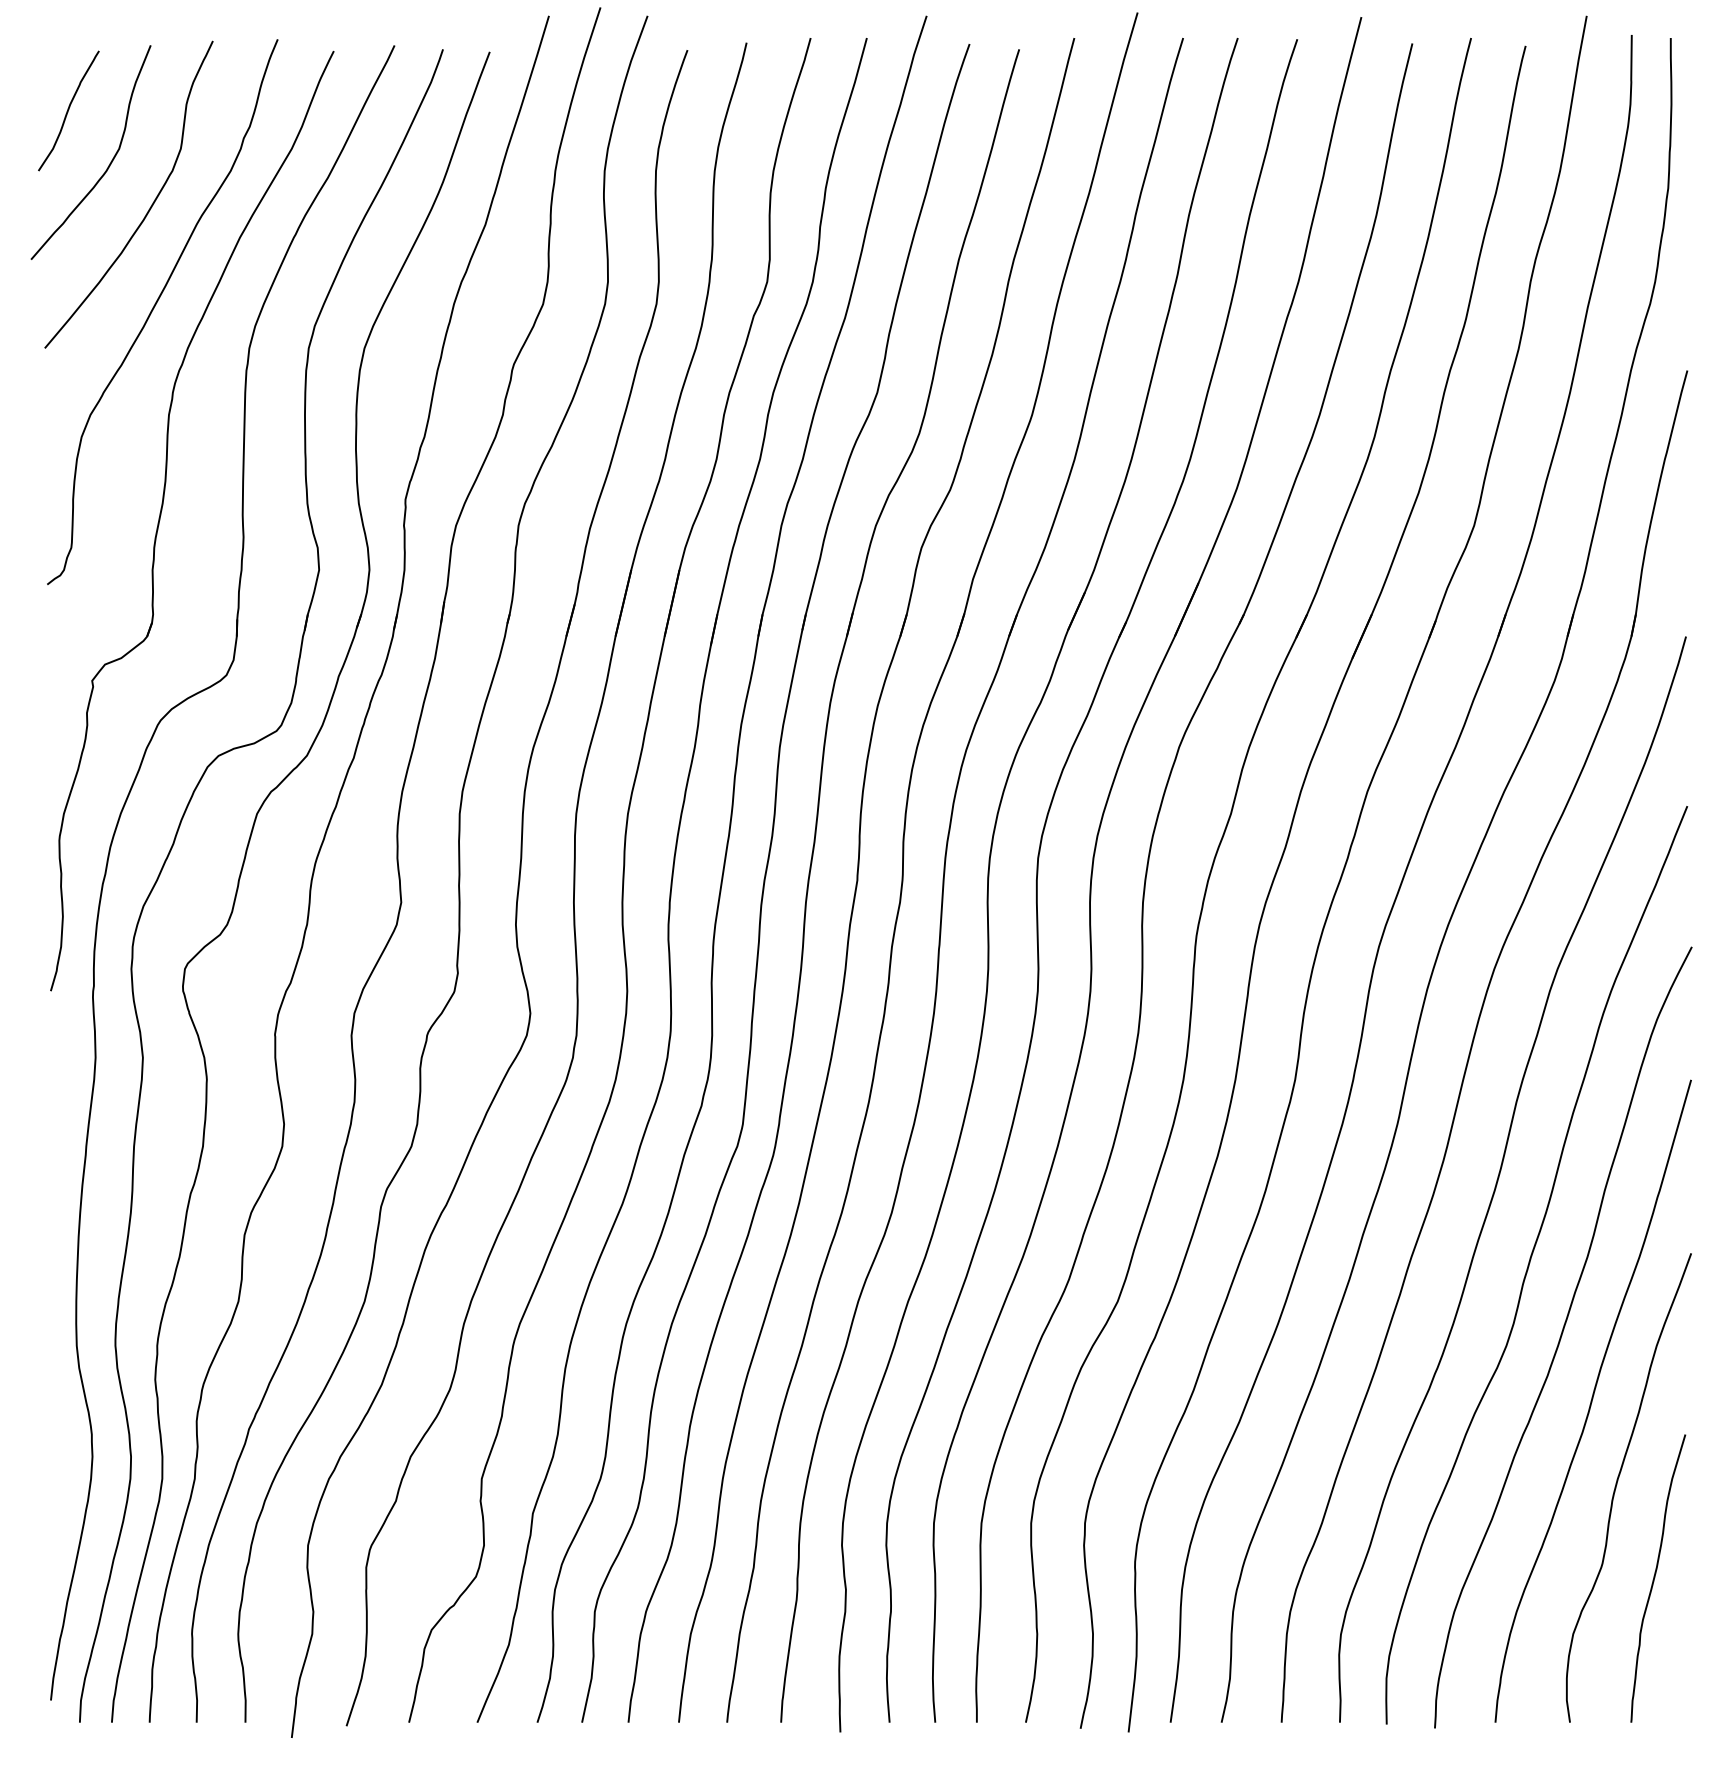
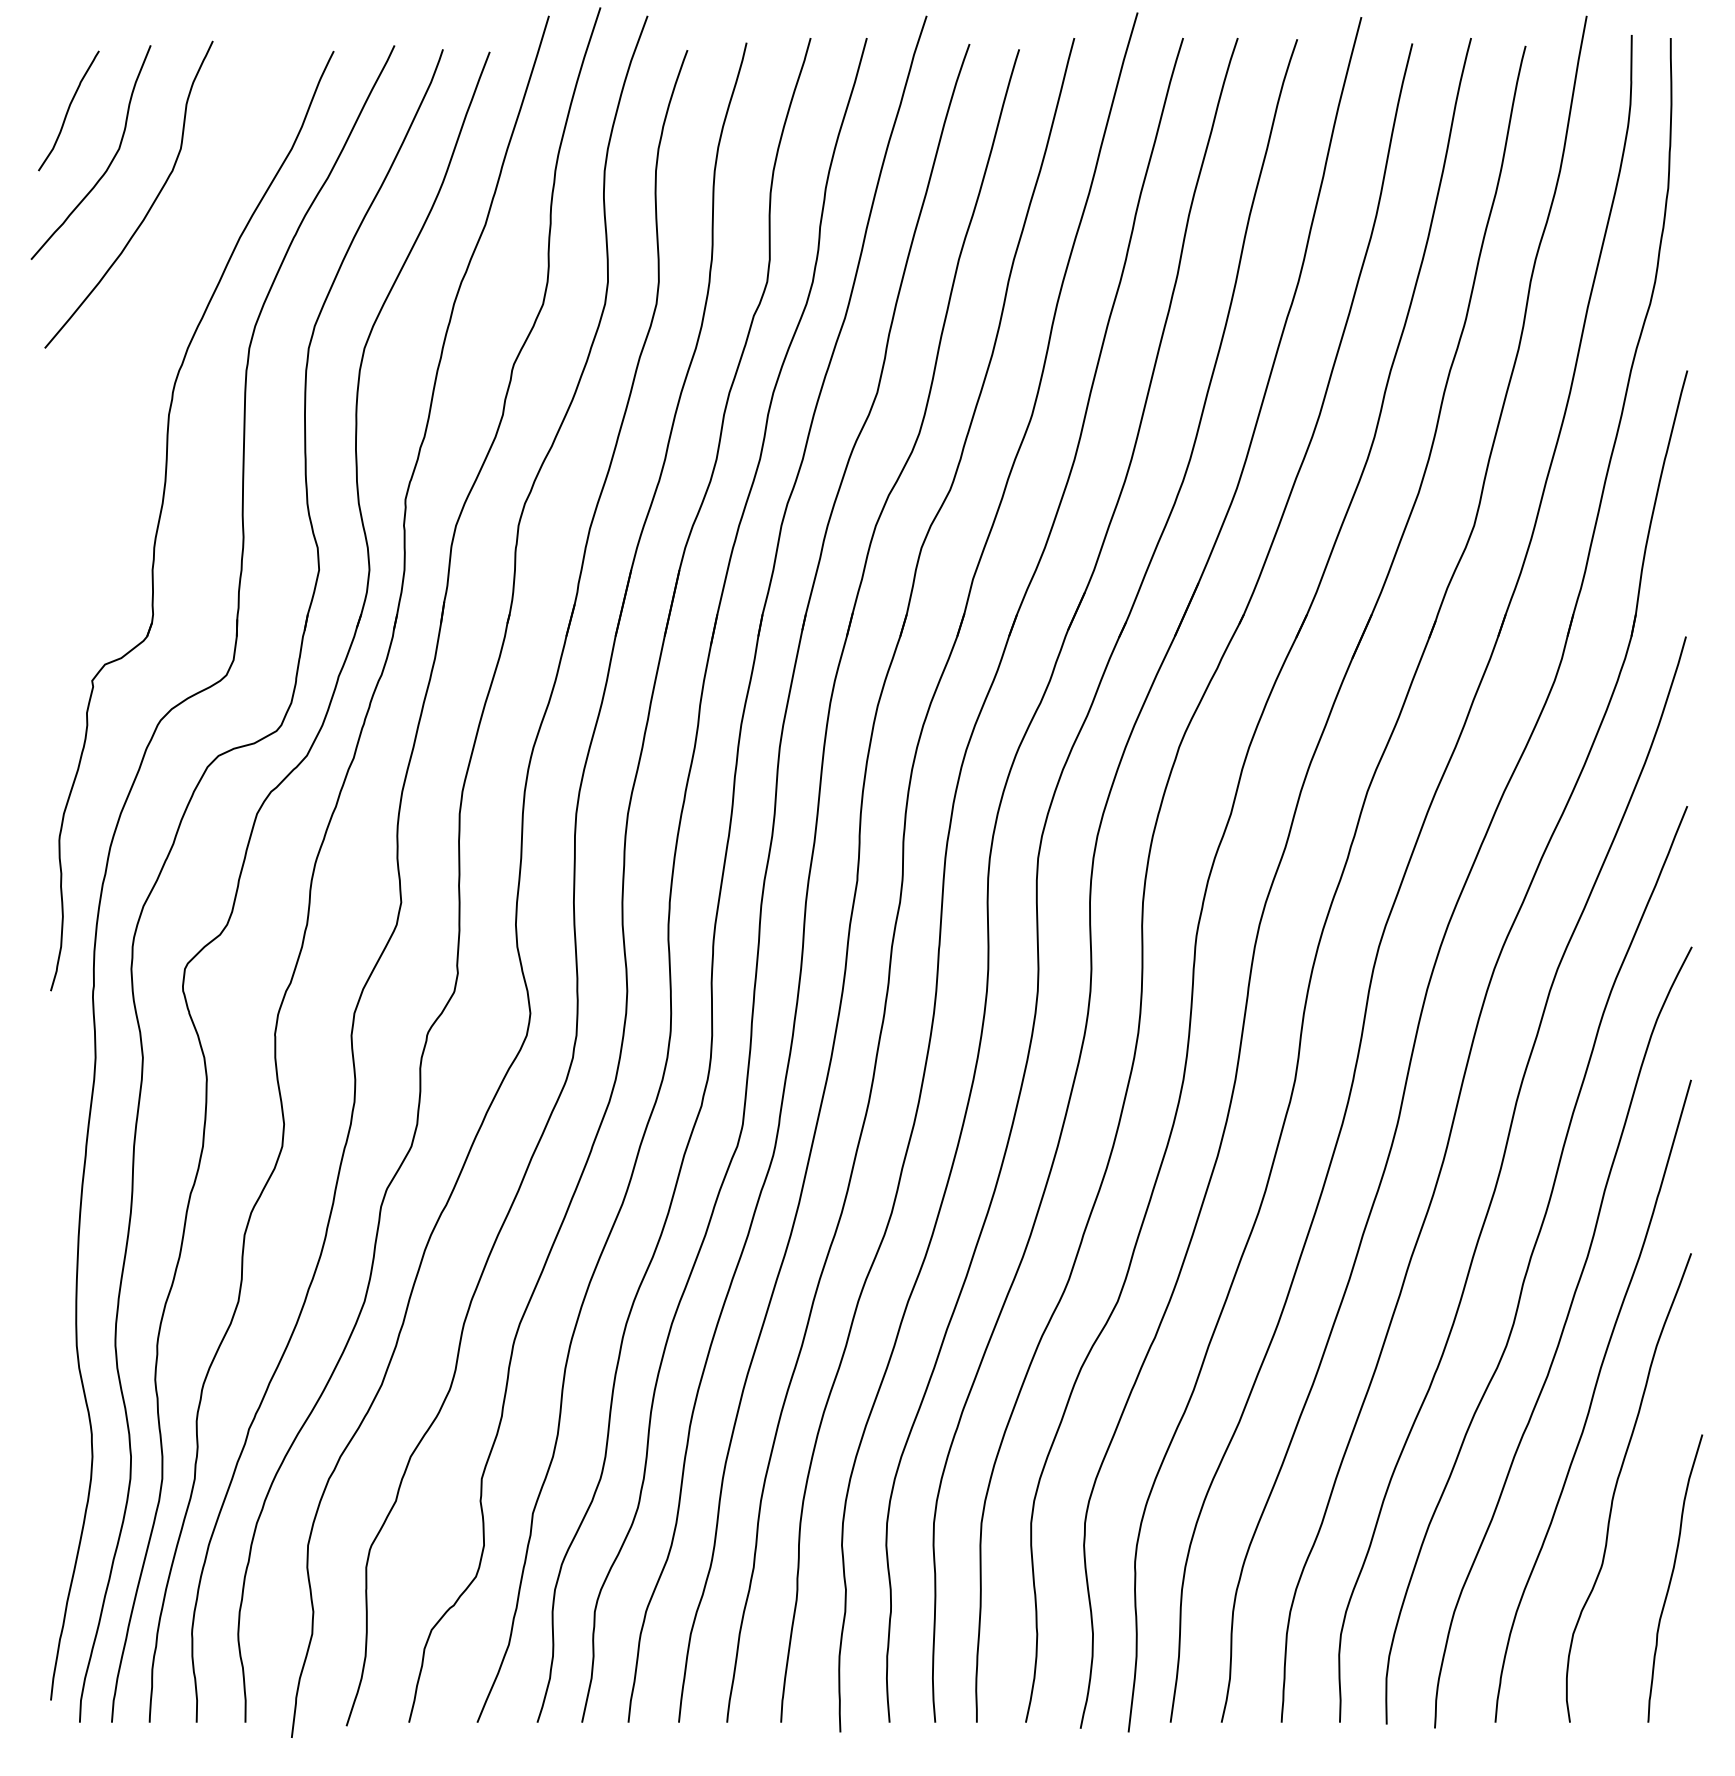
curve: present -> none (154, 308)
curve position: (1655, 1577) -> (1672, 1577) (1672, 1577)
